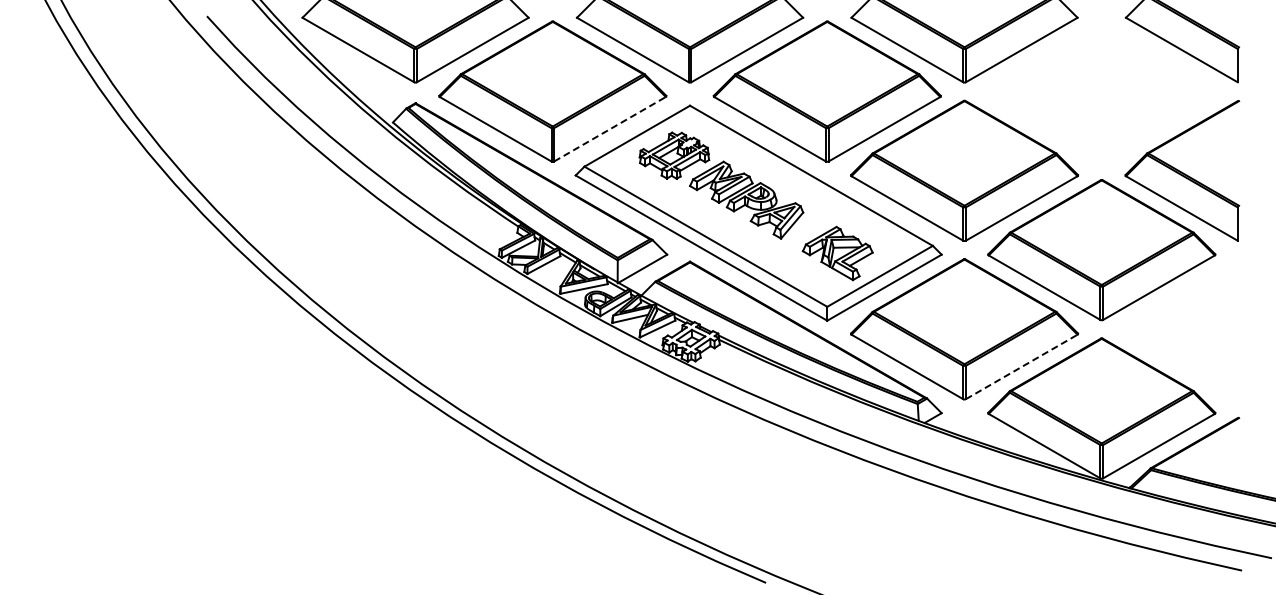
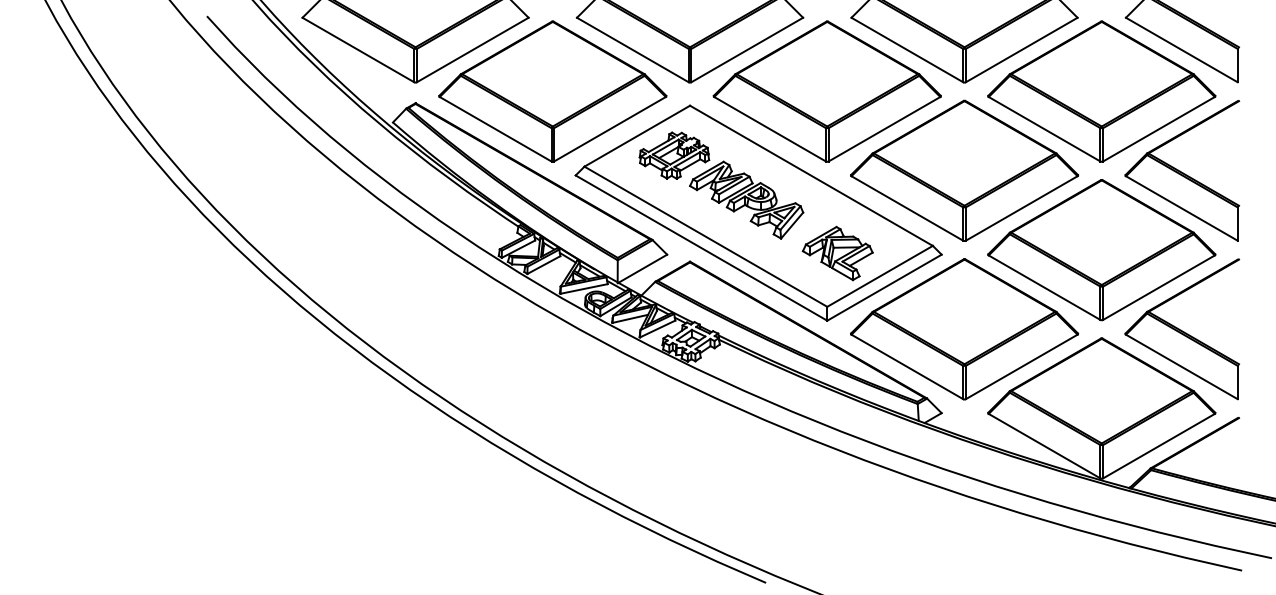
part: none -> present (1101, 91)
line: dashed -> solid (610, 129)
part: none -> present (1182, 329)
line: dashed -> solid (1021, 366)
